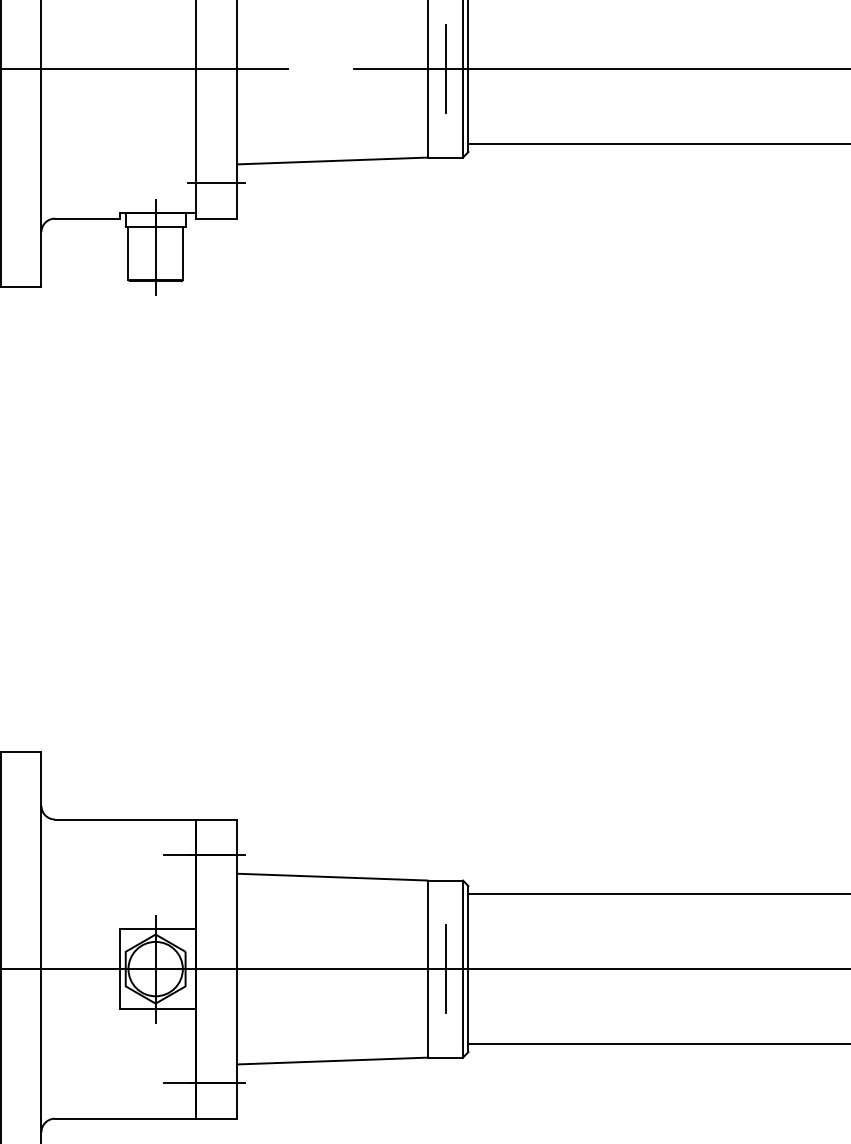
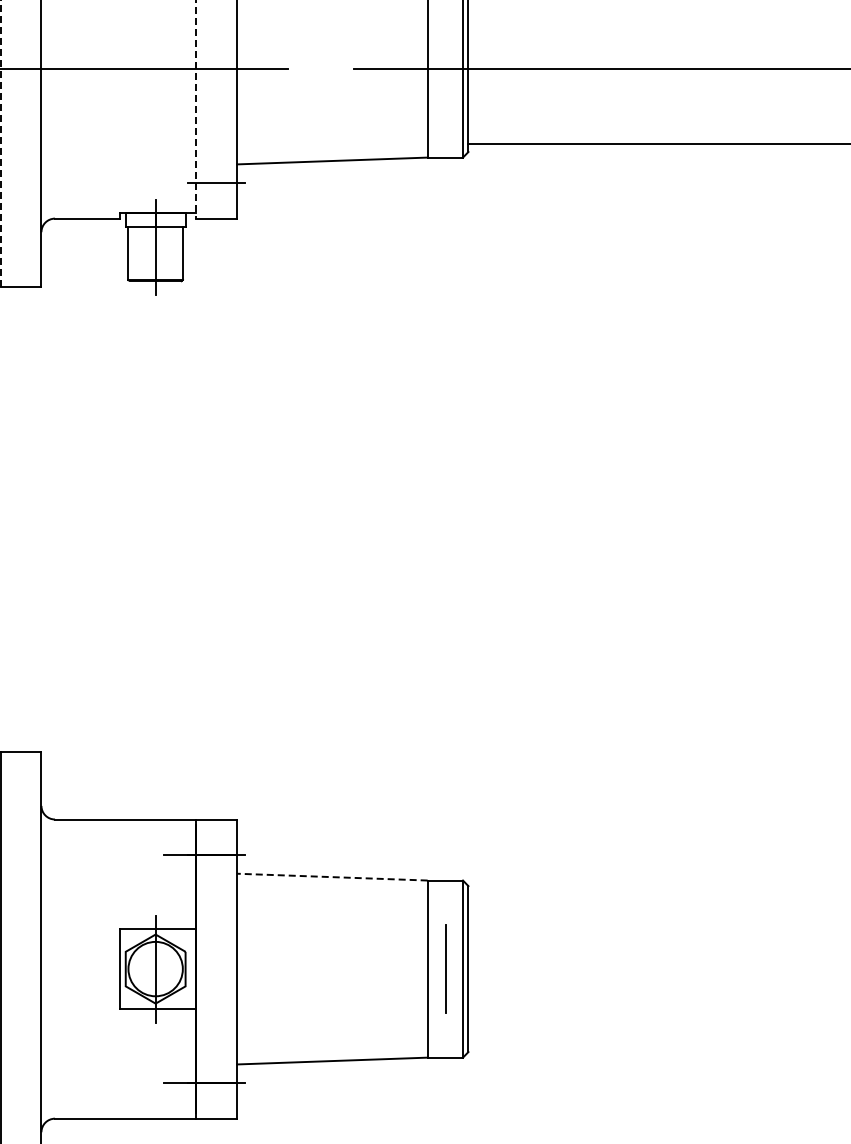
line: present -> none (445, 68)
line: solid -> dashed (196, 109)
line: solid -> dashed (0, 142)
line: solid -> dashed (331, 877)
line: present -> none (657, 894)
line: present -> none (424, 969)
line: present -> none (657, 1043)
